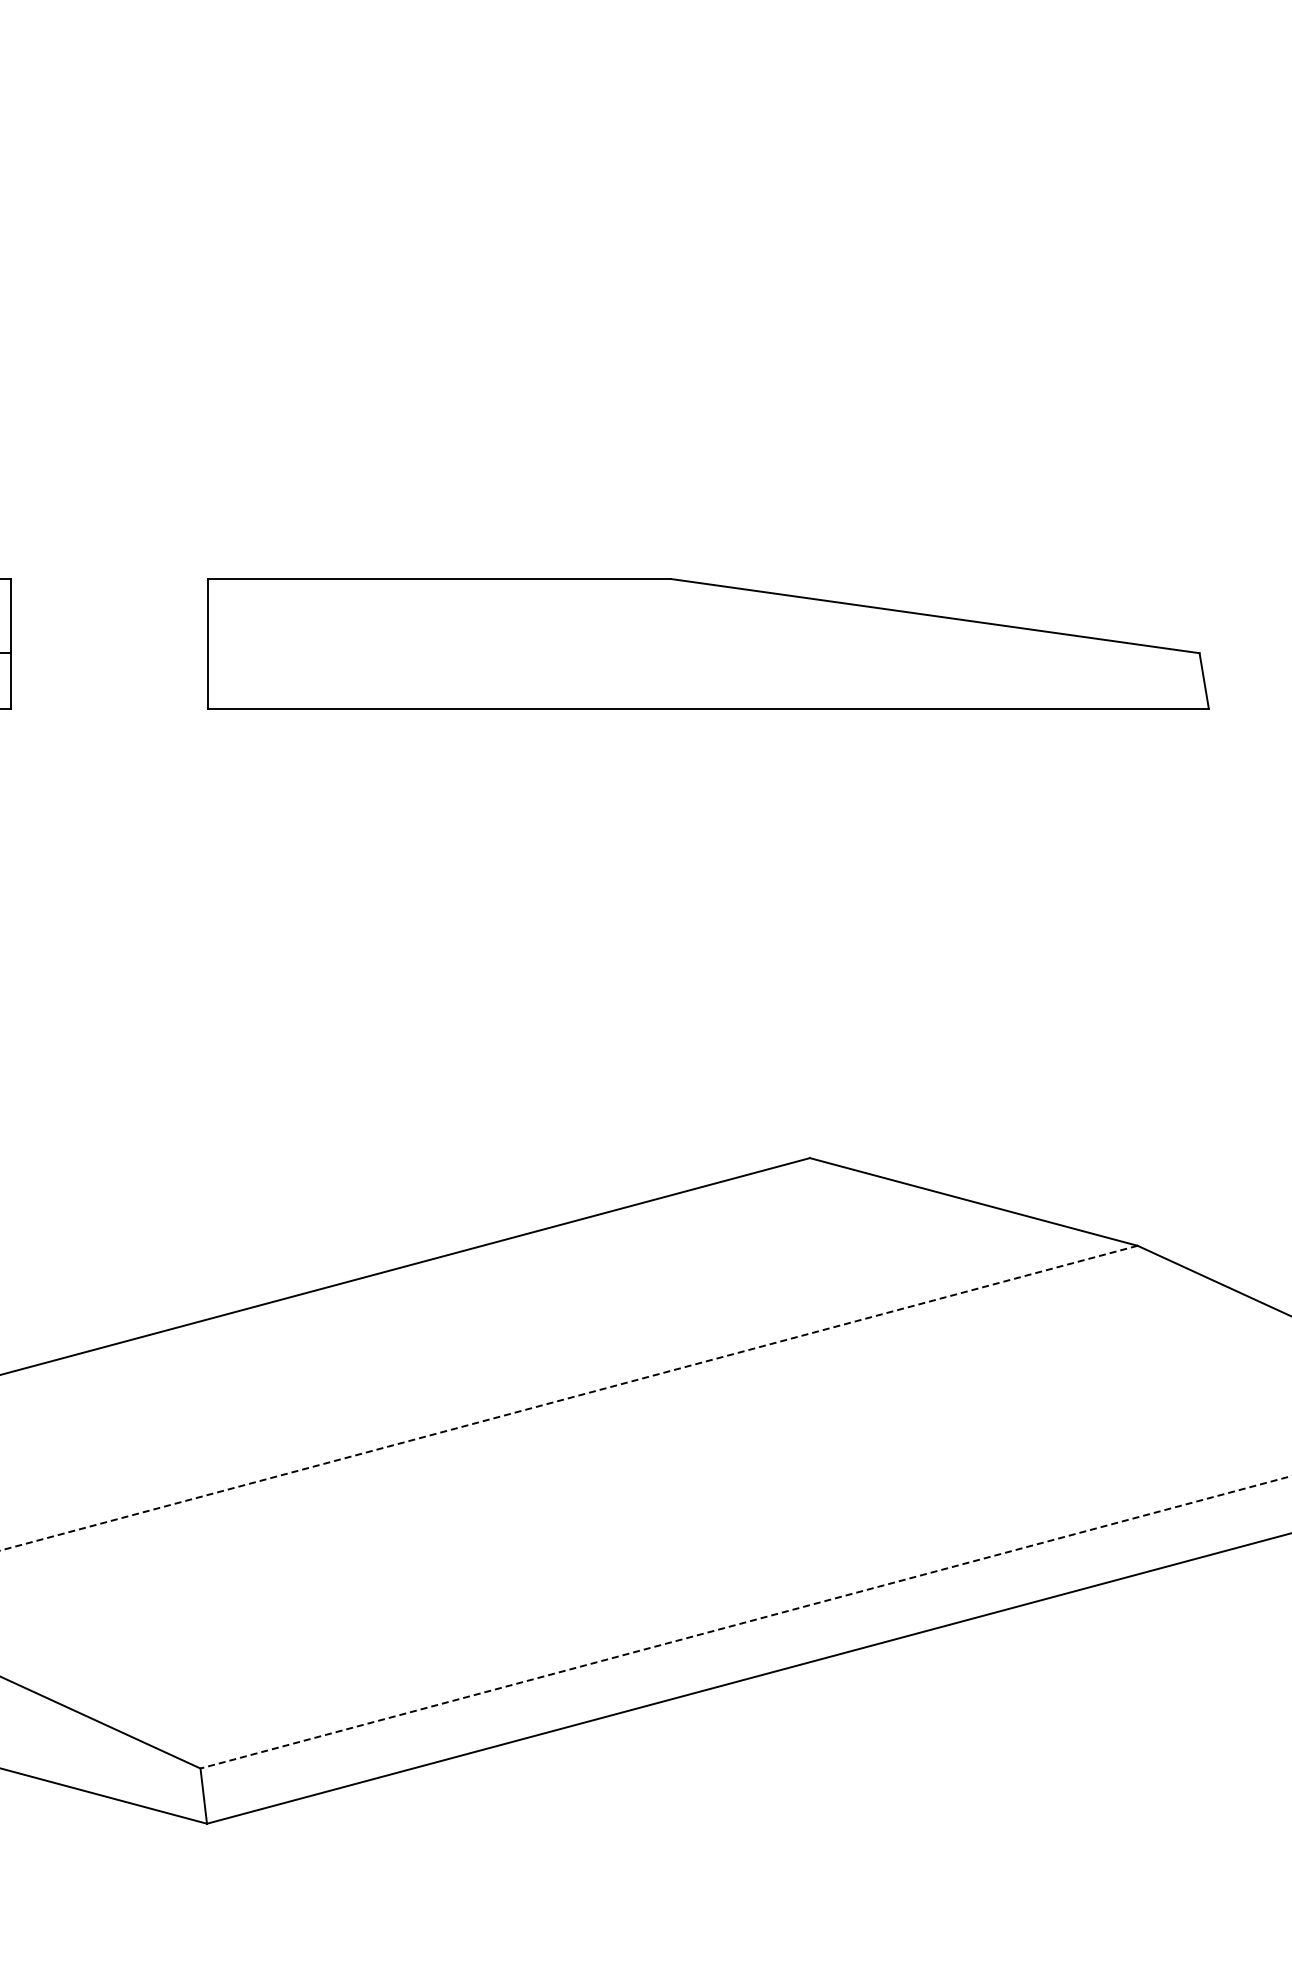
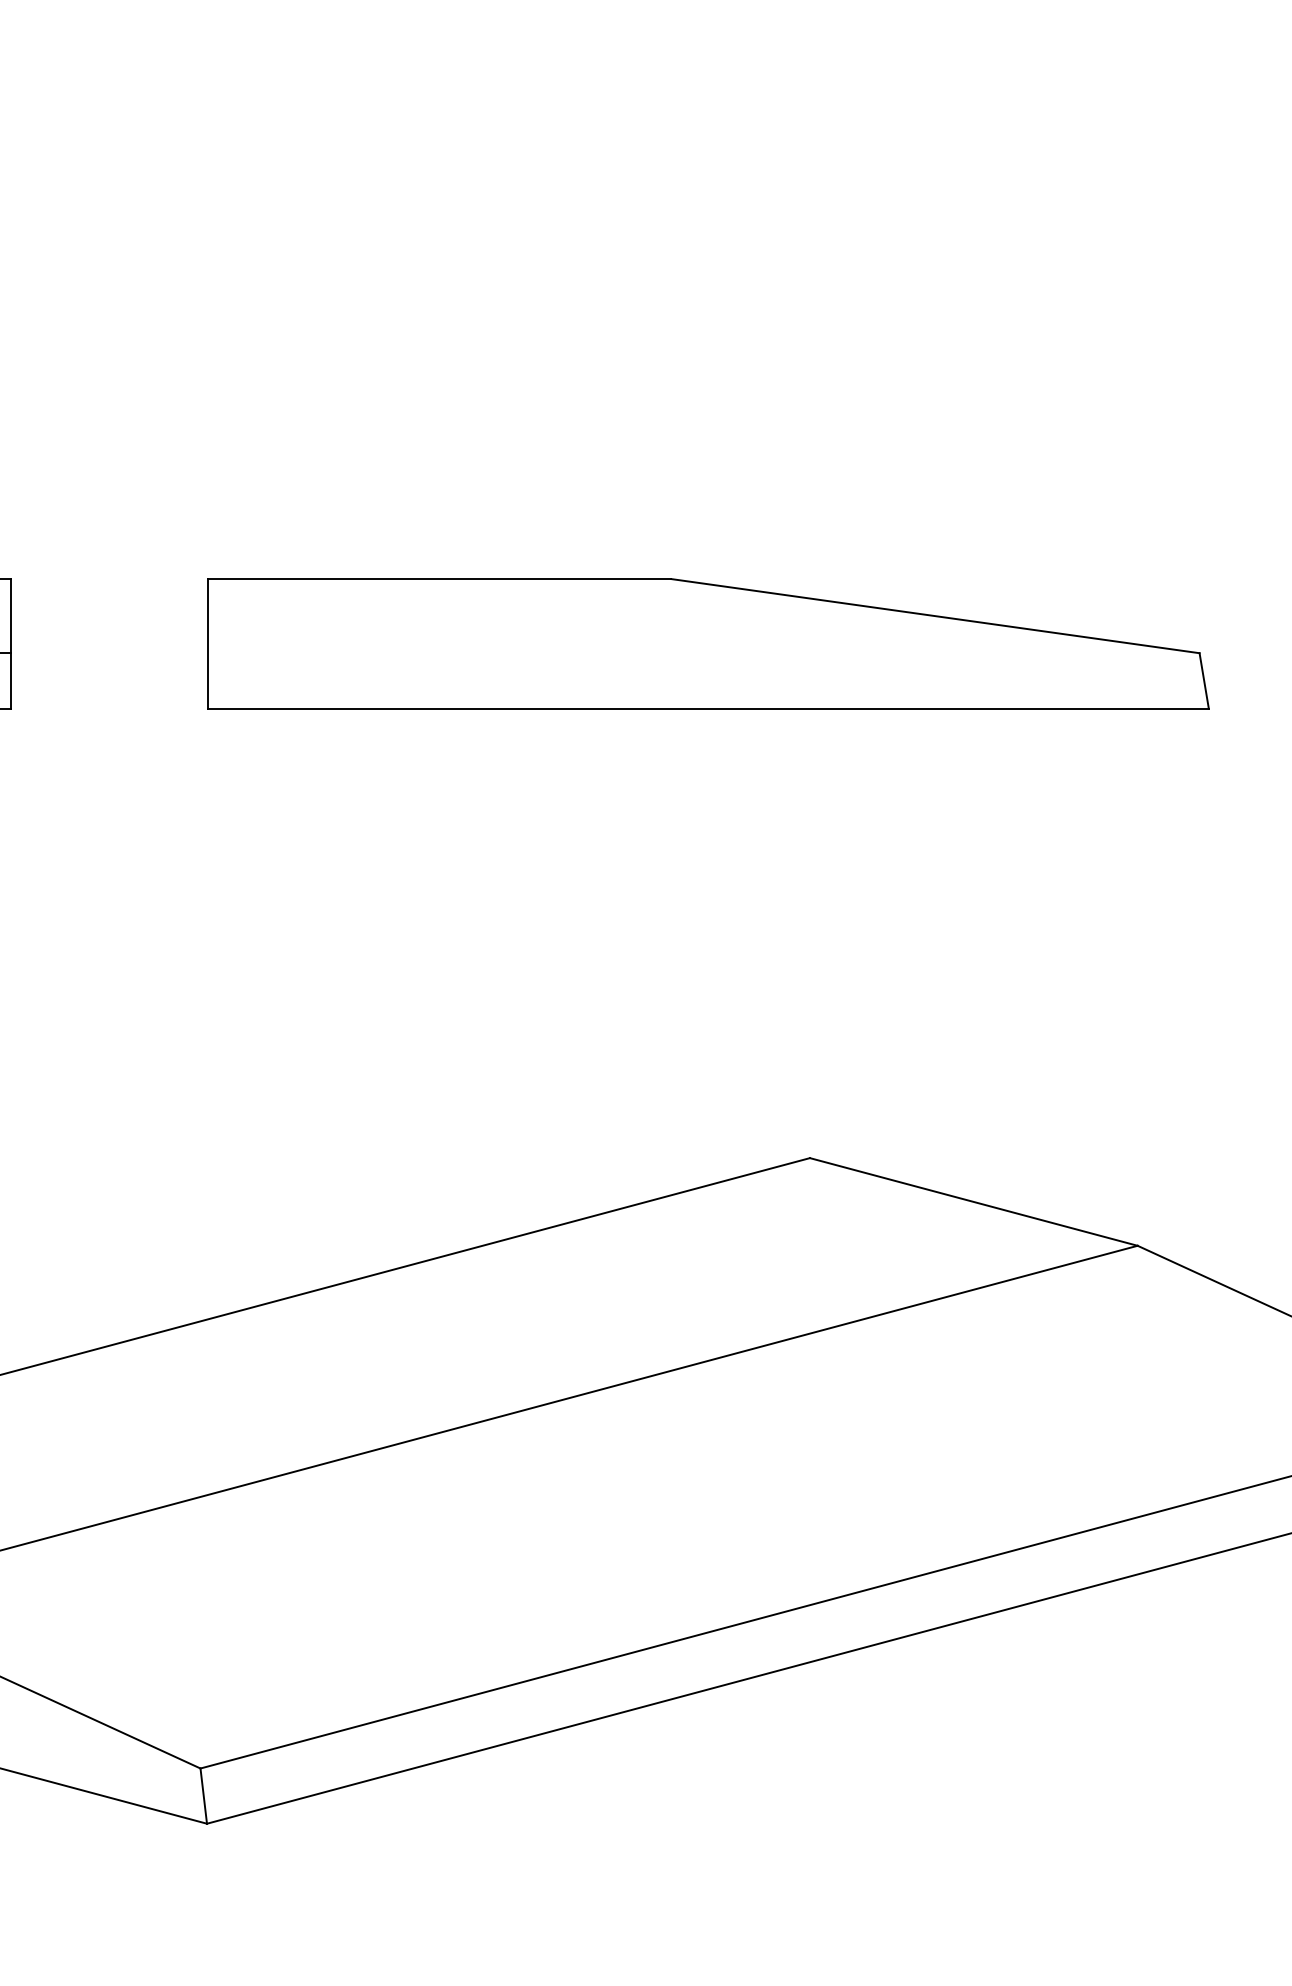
line: dashed -> solid (568, 1398)
line: dashed -> solid (746, 1622)
